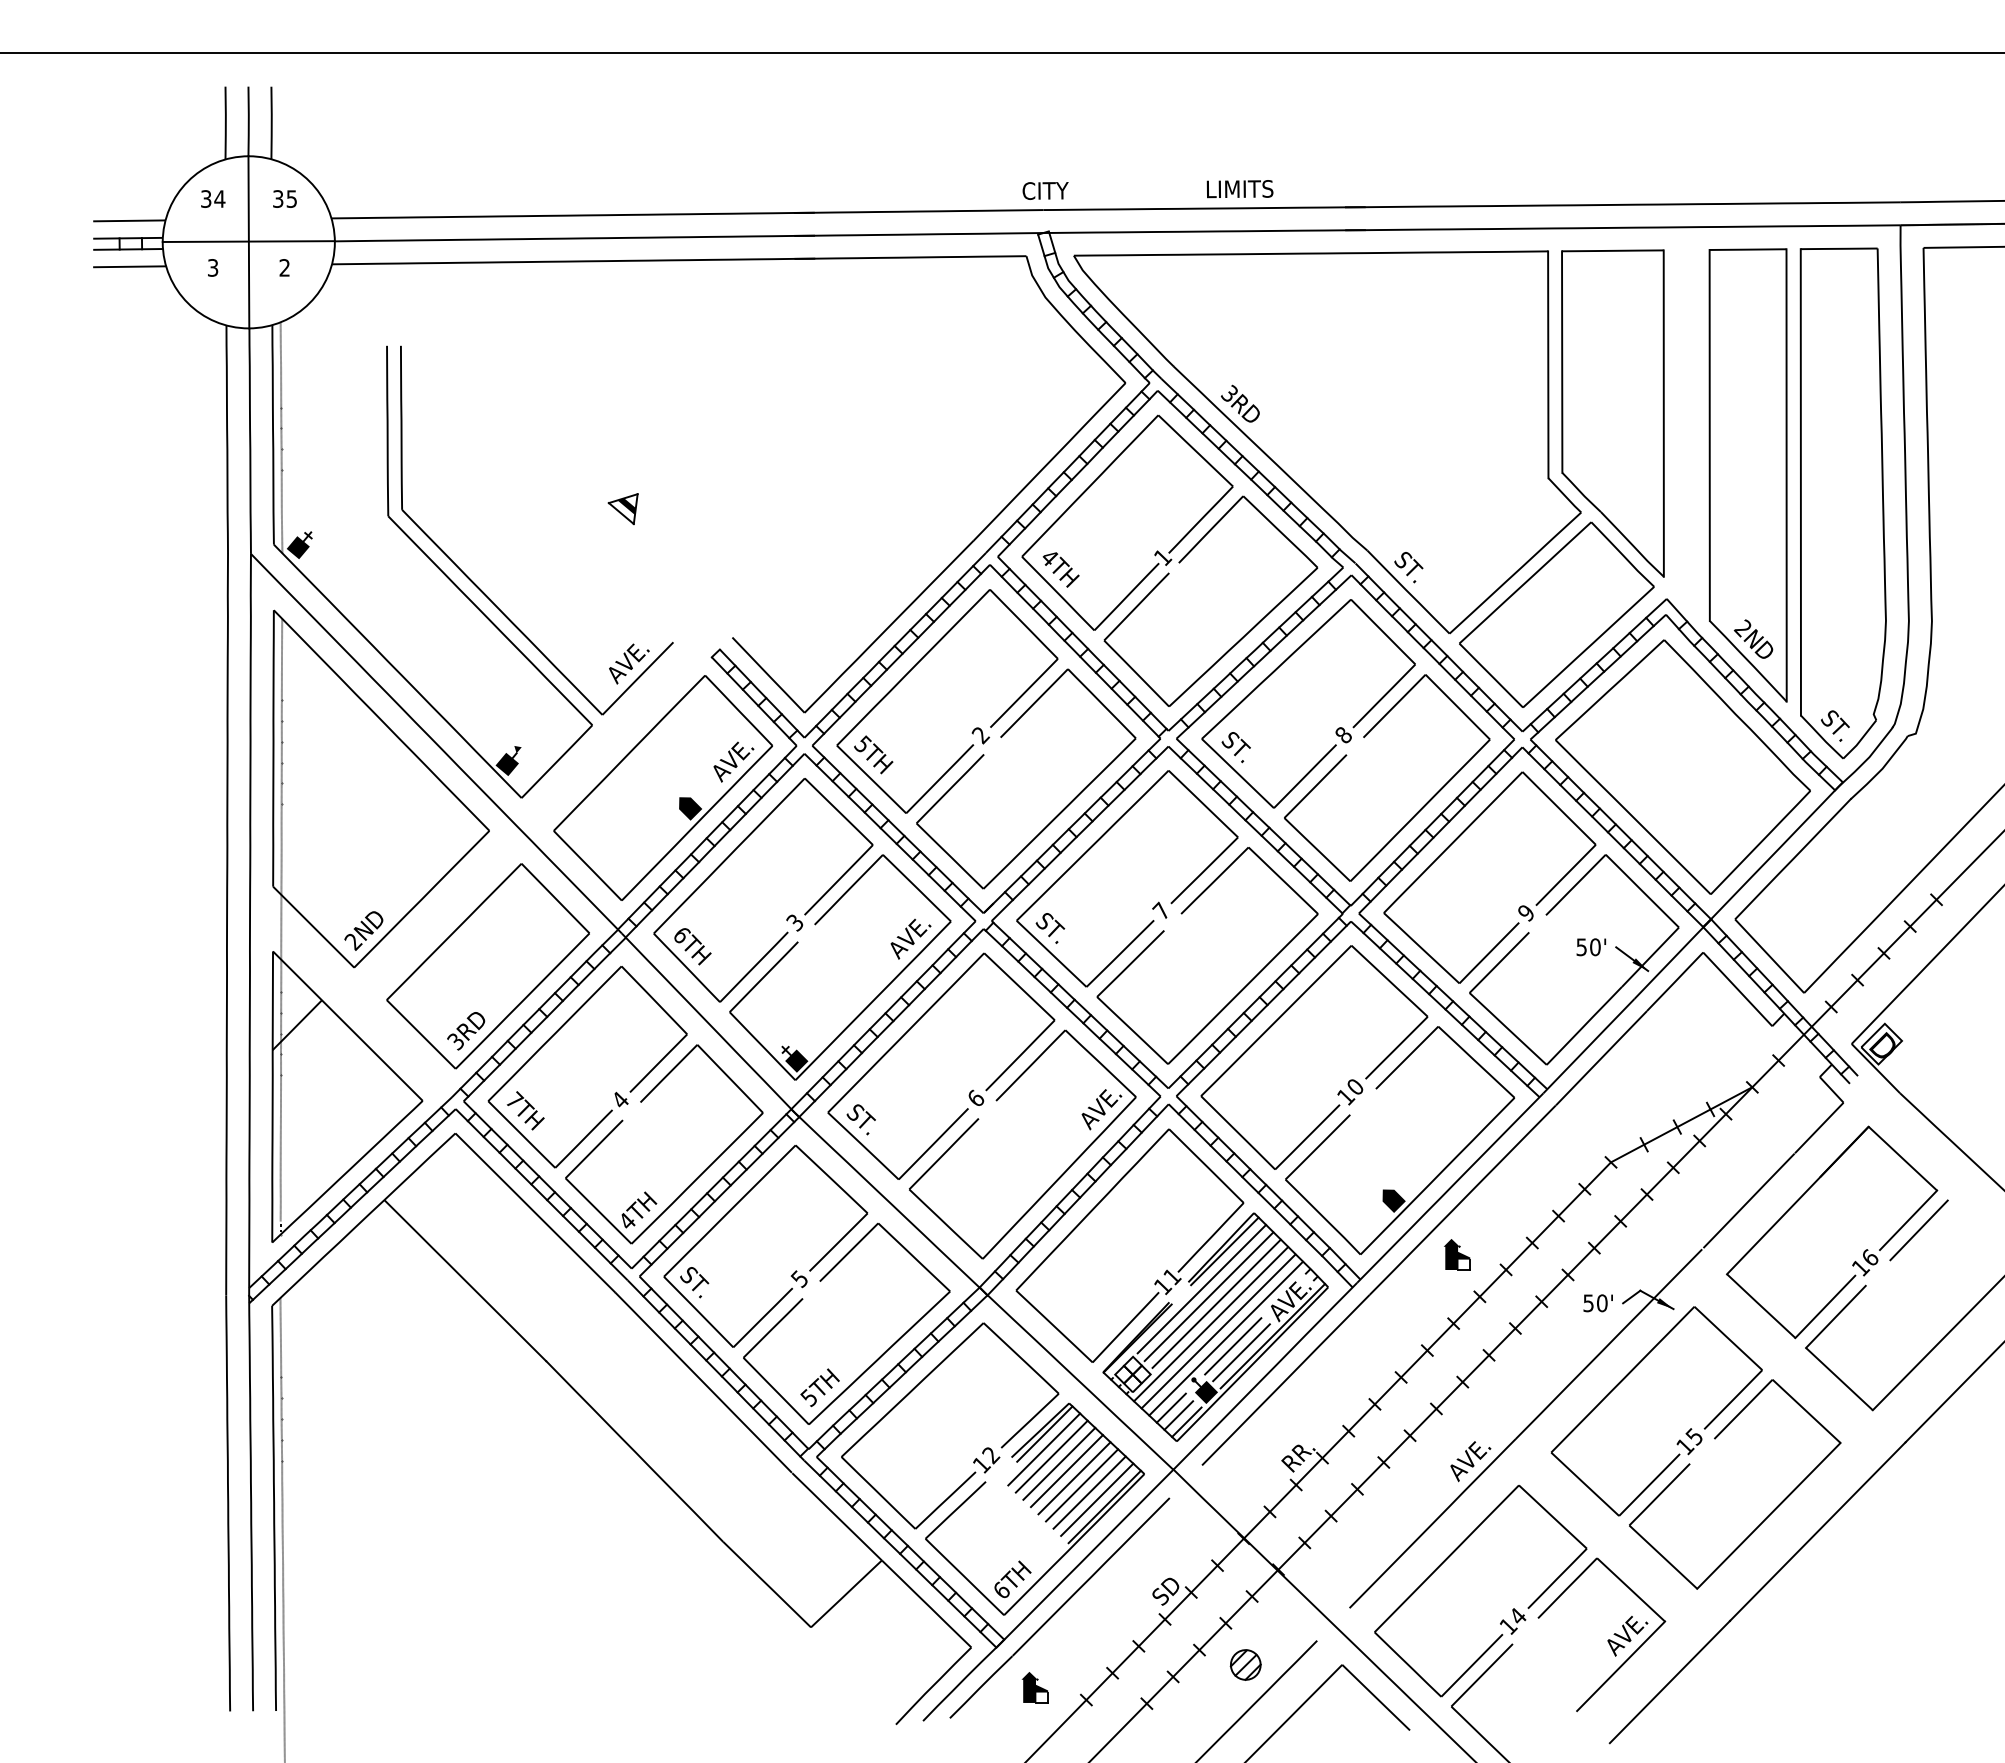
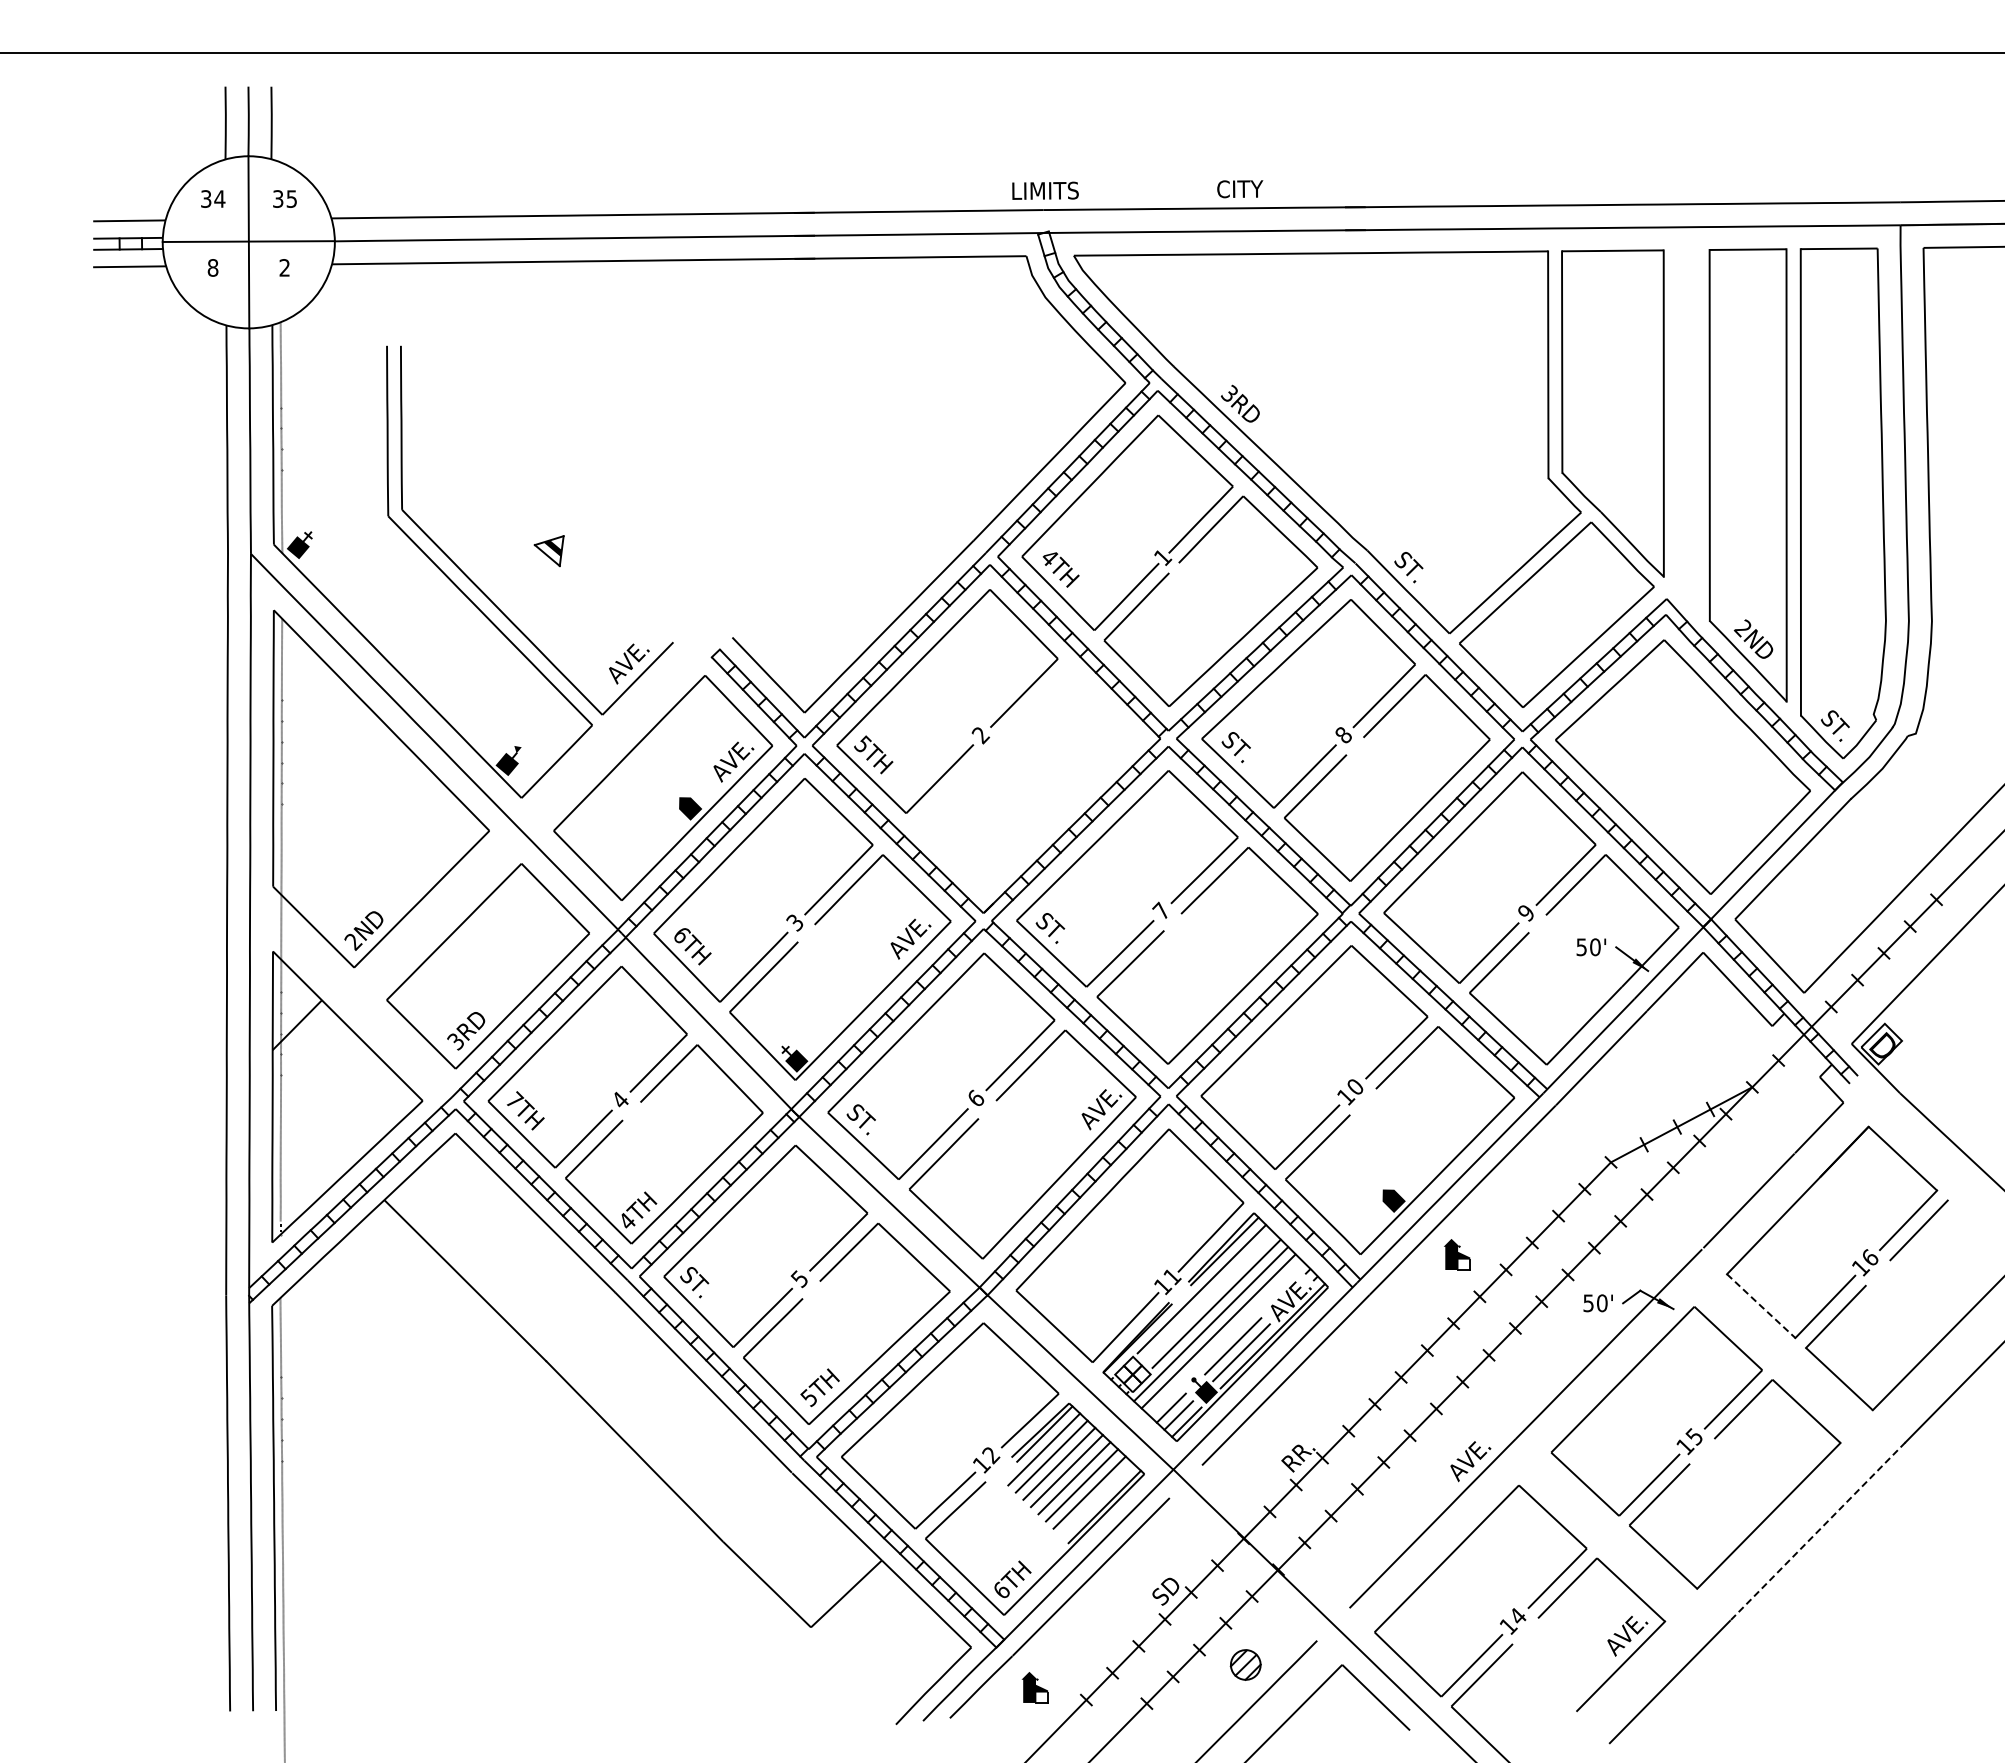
text: LIMITS -> CITY (1239, 189)
text: CITY -> LIMITS (1045, 190)
text: 3 -> 8 (212, 267)
part position: (622, 509) -> (548, 551) (548, 551)
part: present -> none (1060, 811)
line: present -> none (1208, 1296)
line: solid -> dashed (1761, 1306)
line: present -> none (1225, 1338)
line: present -> none (1097, 1499)
line: solid -> dashed (1817, 1532)
